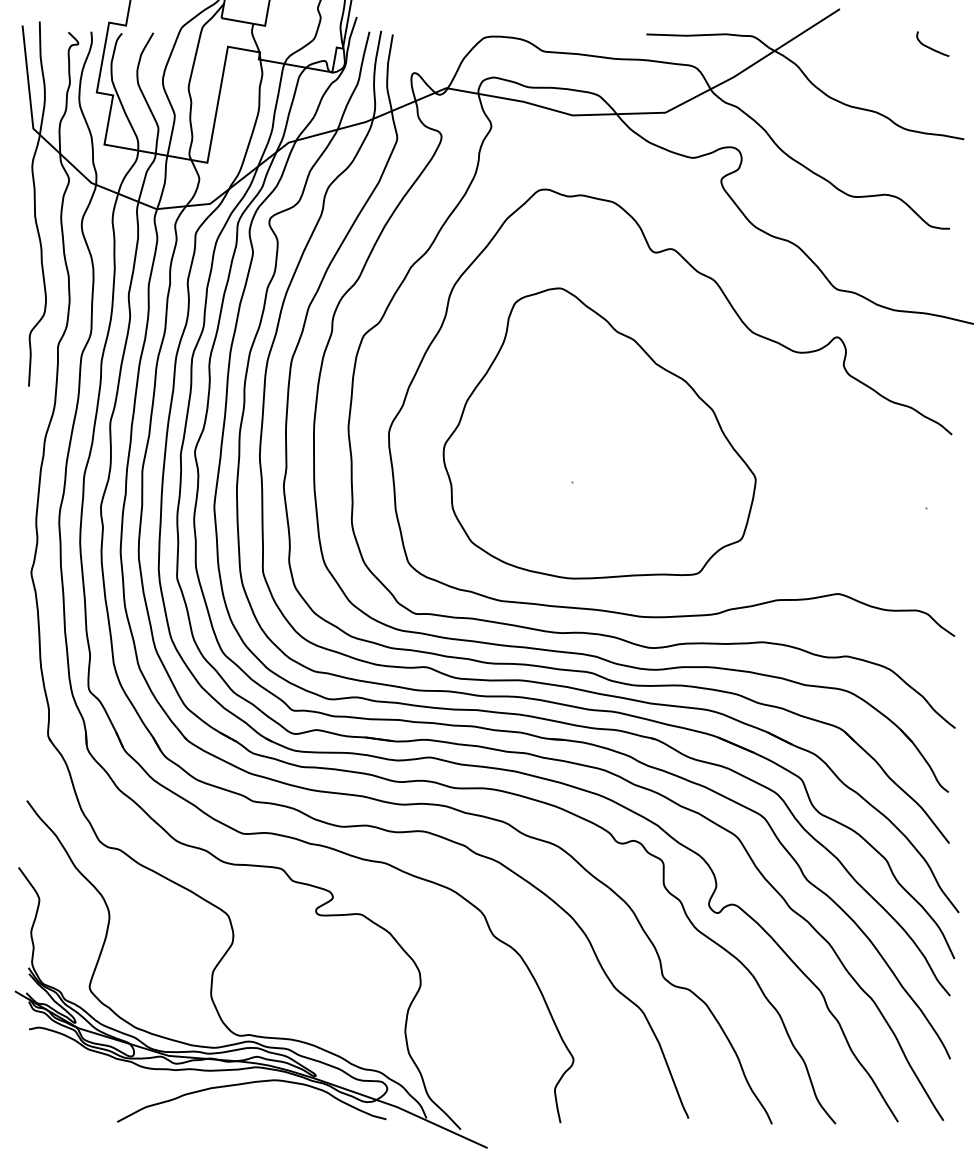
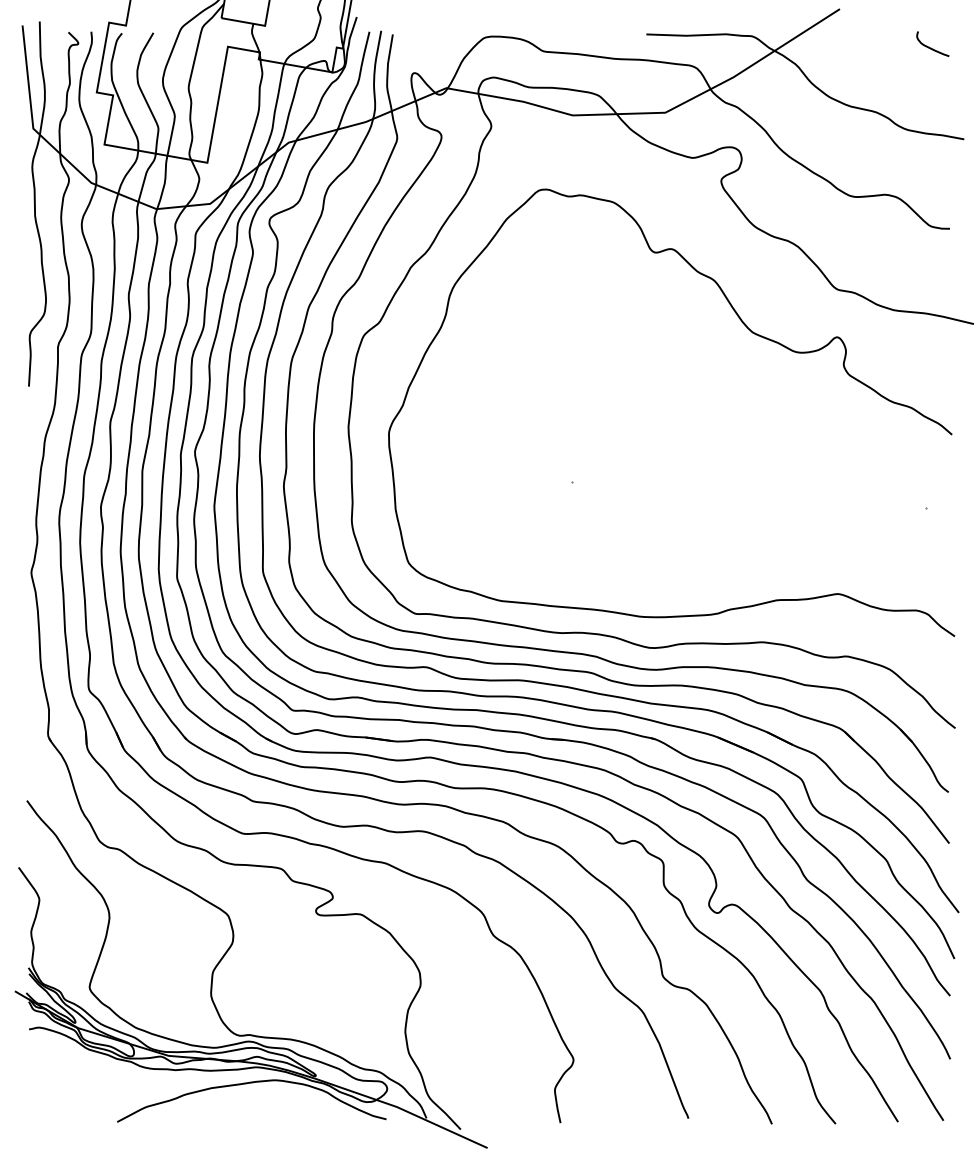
part: present -> none (599, 433)
